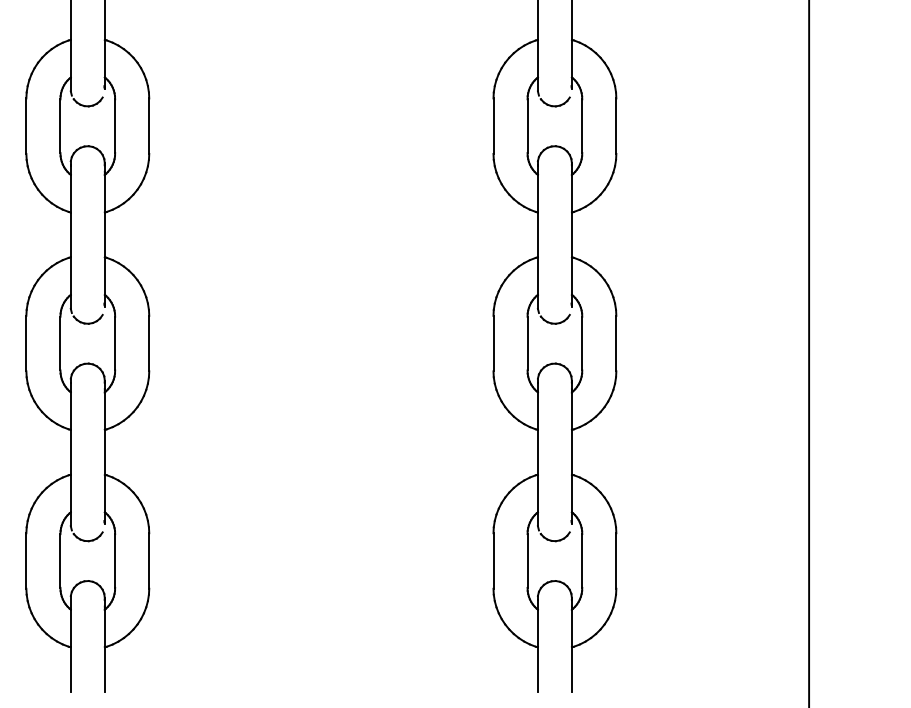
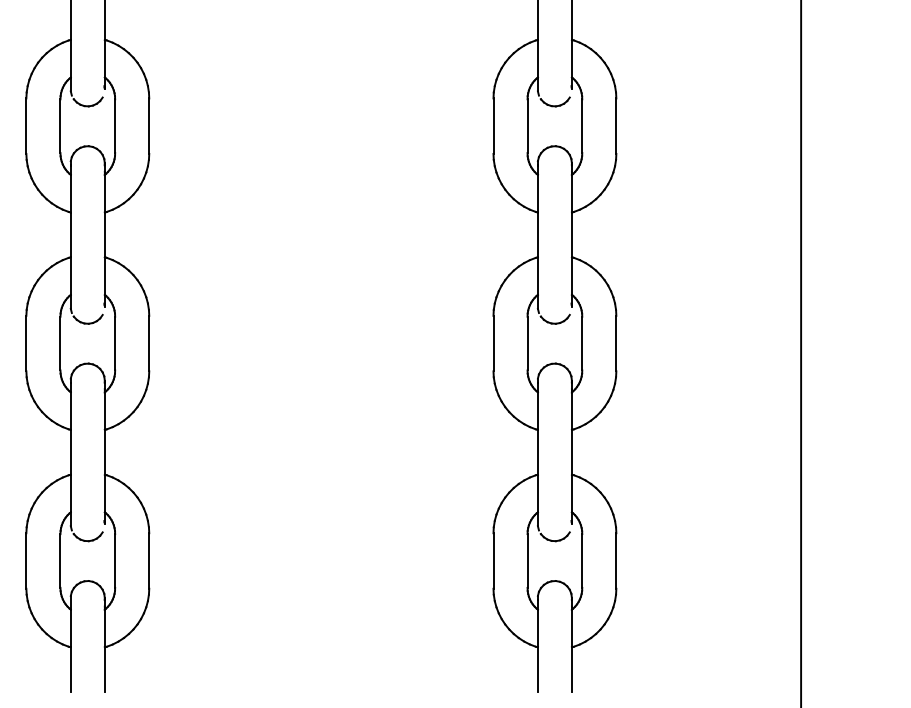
line position: (809, 353) -> (801, 353) (801, 353)
